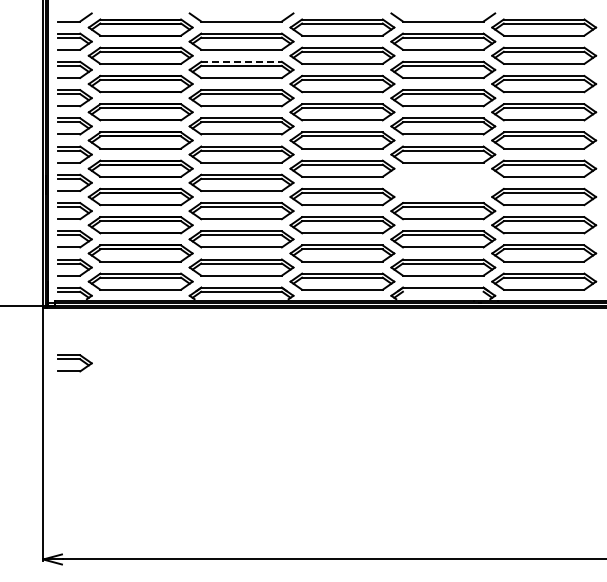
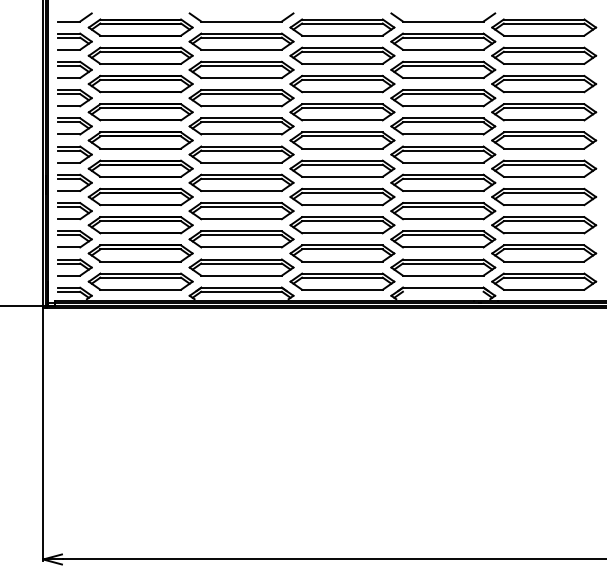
line: dashed -> solid (242, 61)
part: none -> present (443, 182)
part: present -> none (74, 363)
